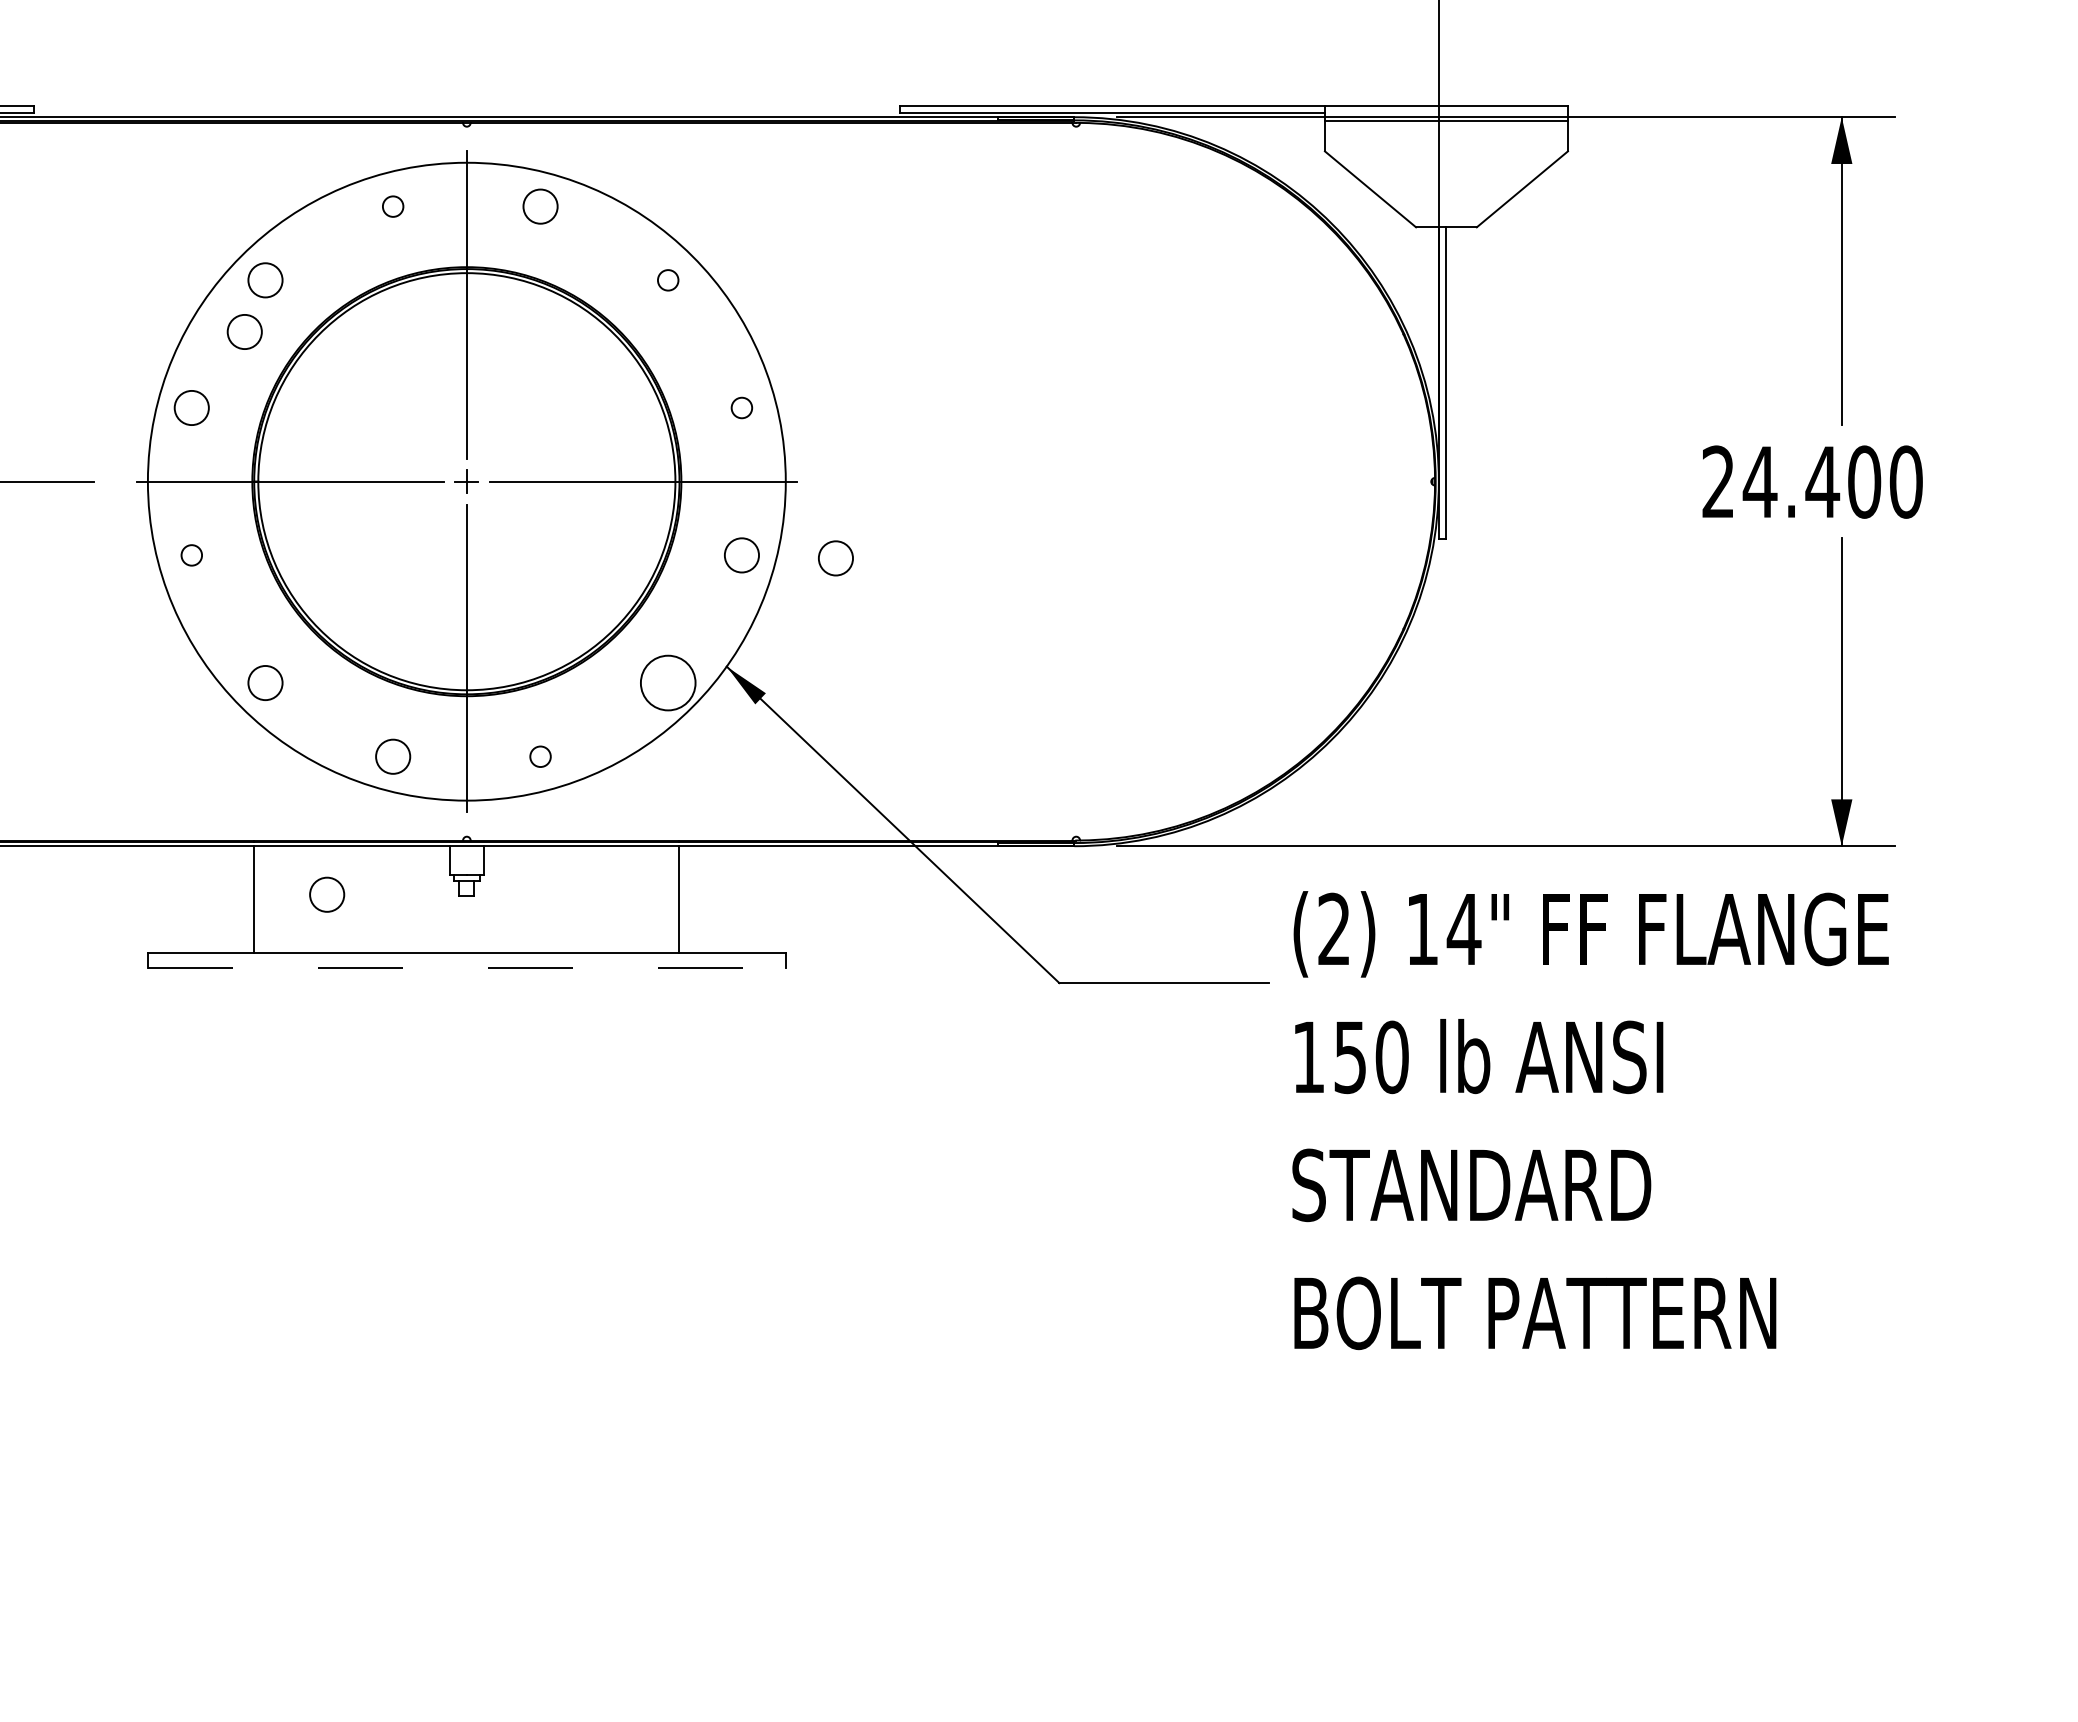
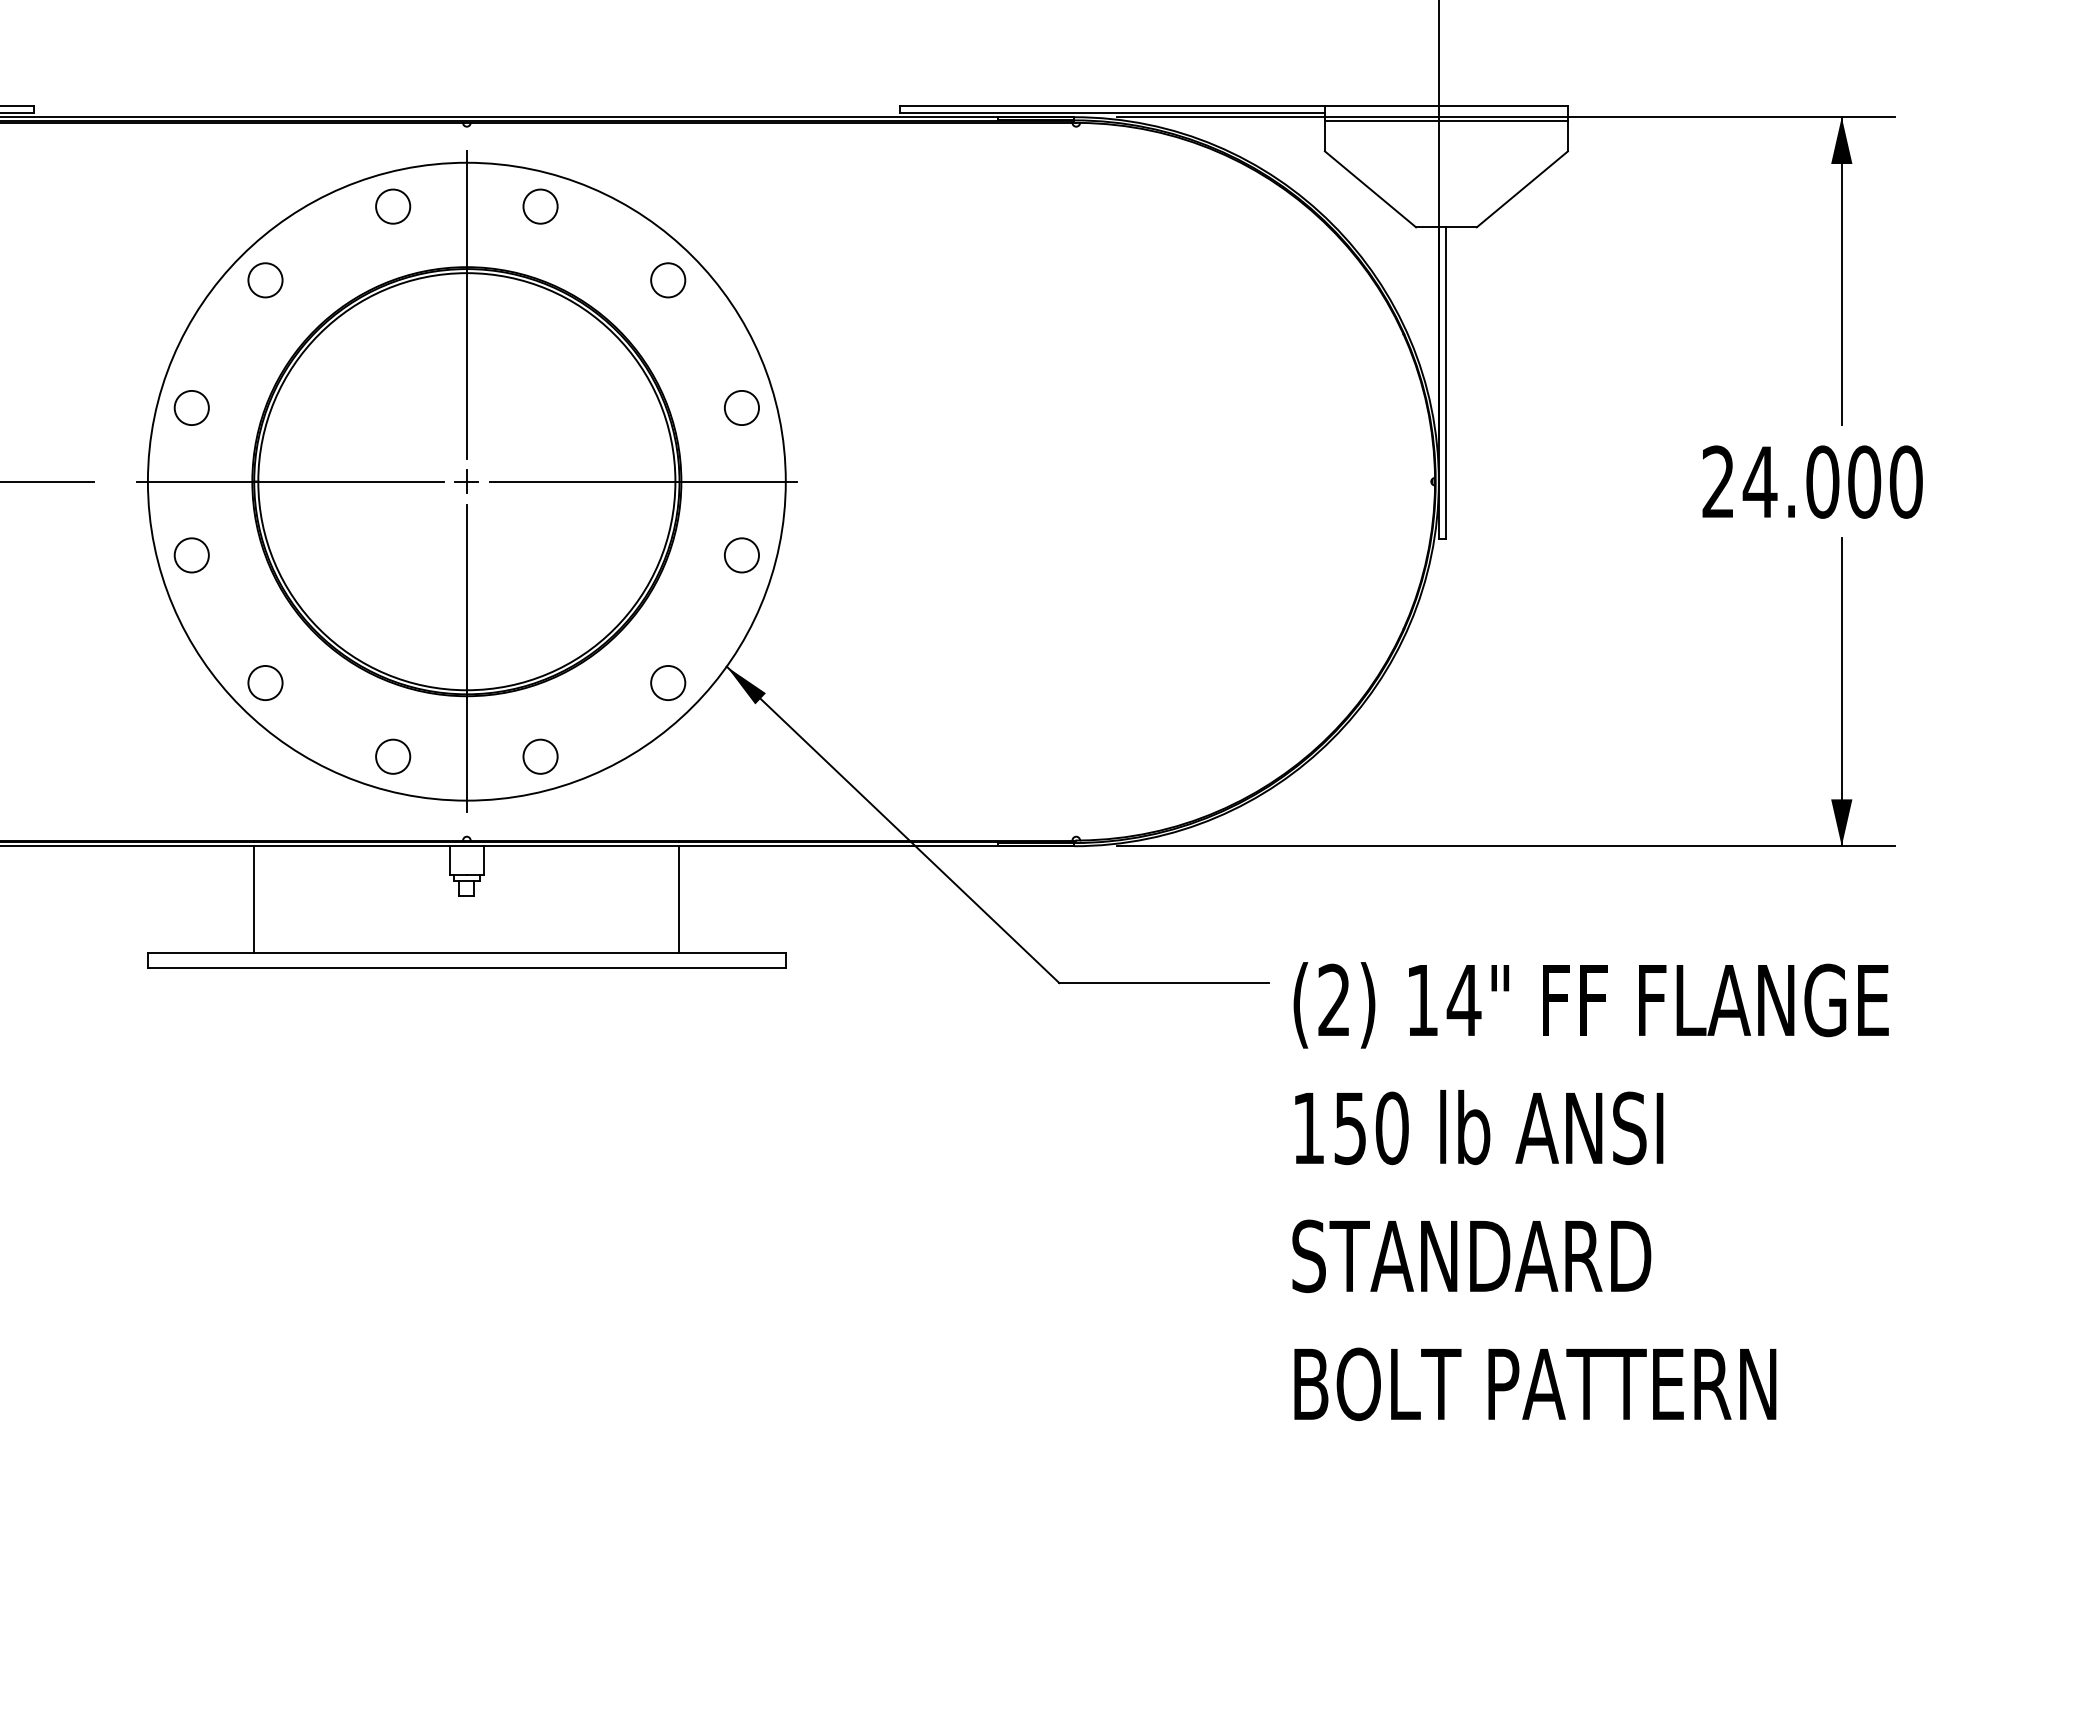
circle diameter: 21 px -> 34 px (393, 206)
circle diameter: 21 px -> 34 px (668, 280)
circle: present -> none (244, 331)
circle diameter: 21 px -> 34 px (741, 407)
text: 24.400 -> 24.000 (1822, 481)
circle diameter: 21 px -> 34 px (191, 555)
circle: present -> none (835, 558)
circle diameter: 55 px -> 34 px (668, 682)
circle diameter: 21 px -> 34 px (540, 756)
circle: present -> none (327, 894)
line: dashed -> solid (466, 967)
text position: (1590, 1120) -> (1590, 1191) (1590, 1191)
